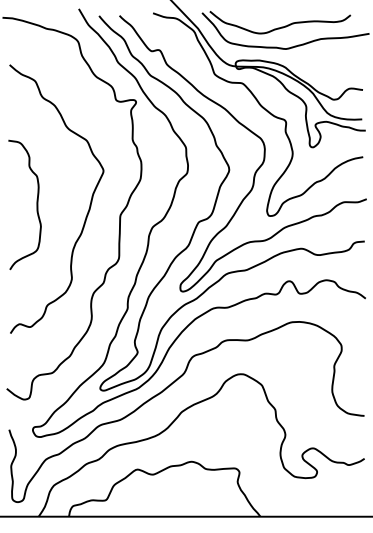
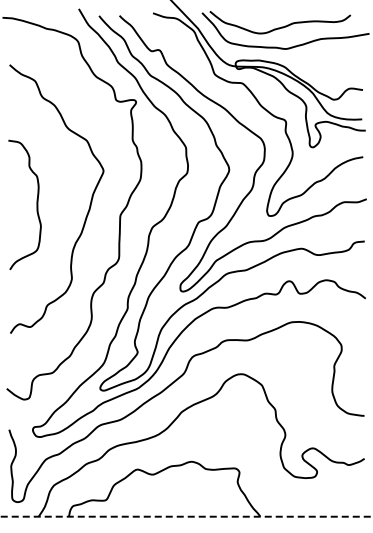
line: solid -> dashed (186, 516)
